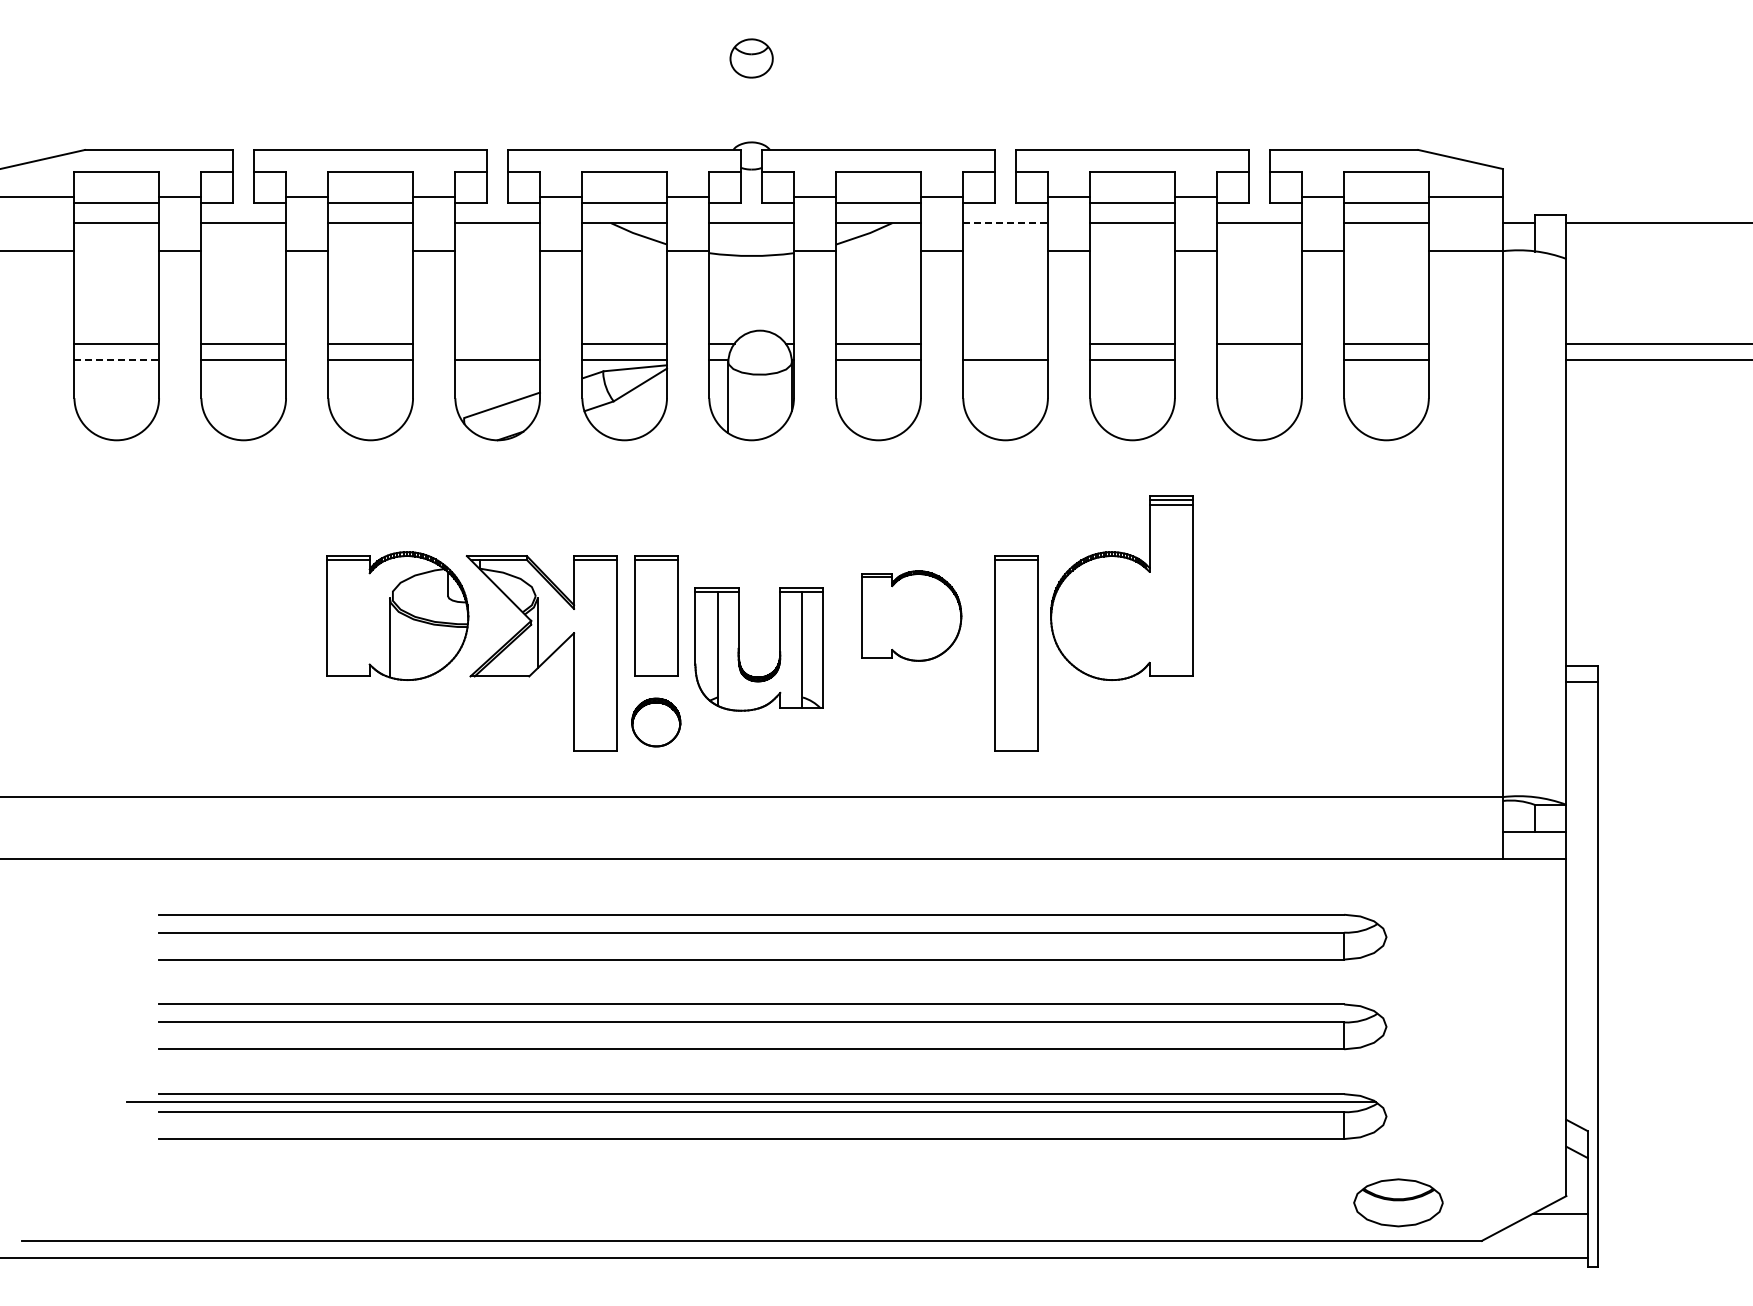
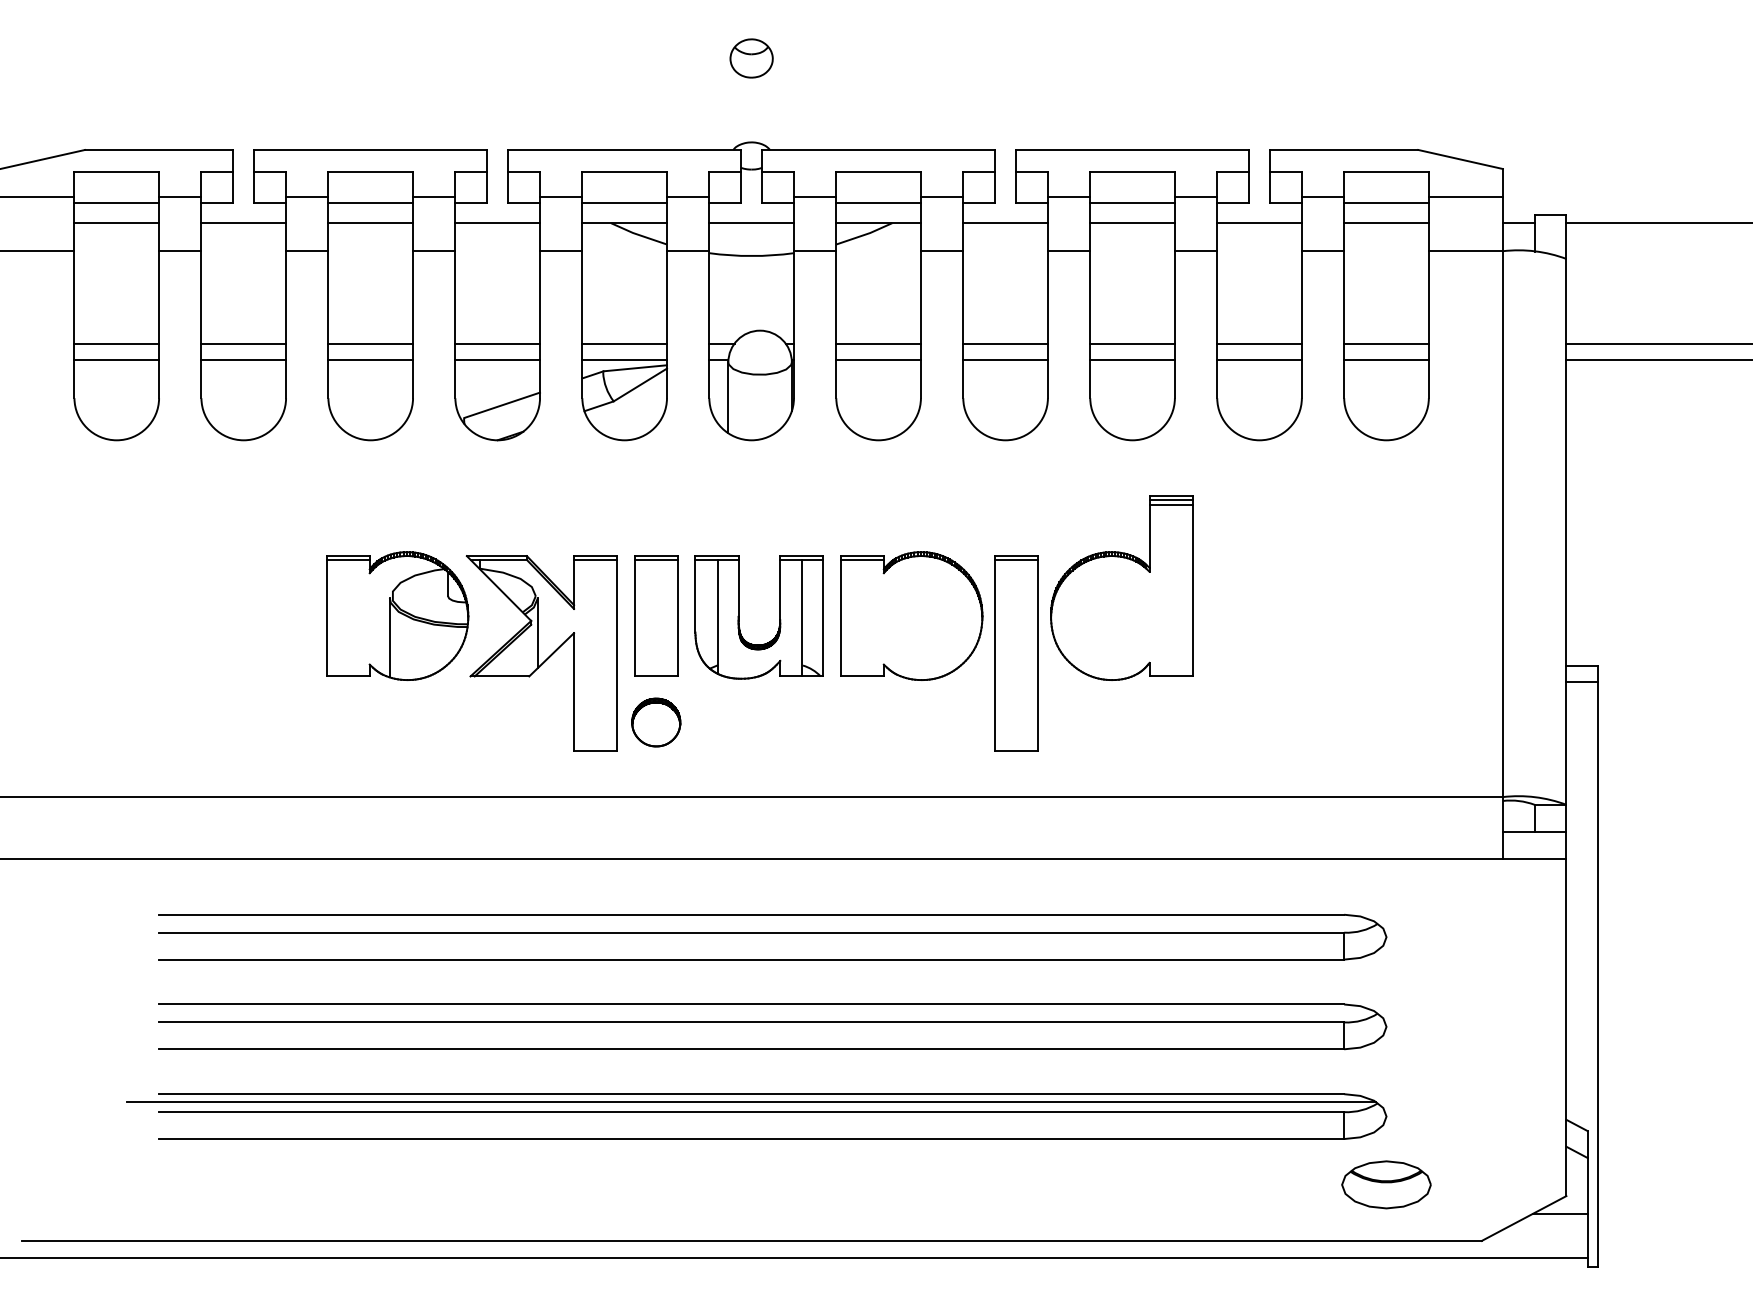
line: dashed -> solid (1006, 223)
line: none -> present (497, 343)
line: none -> present (1005, 343)
line: dashed -> solid (117, 360)
line: none -> present (1259, 360)
part size: 102x92 px -> 144x130 px (911, 615)
part position: (739, 649) -> (739, 617) (739, 617)
part position: (1398, 1202) -> (1386, 1184) (1386, 1184)
